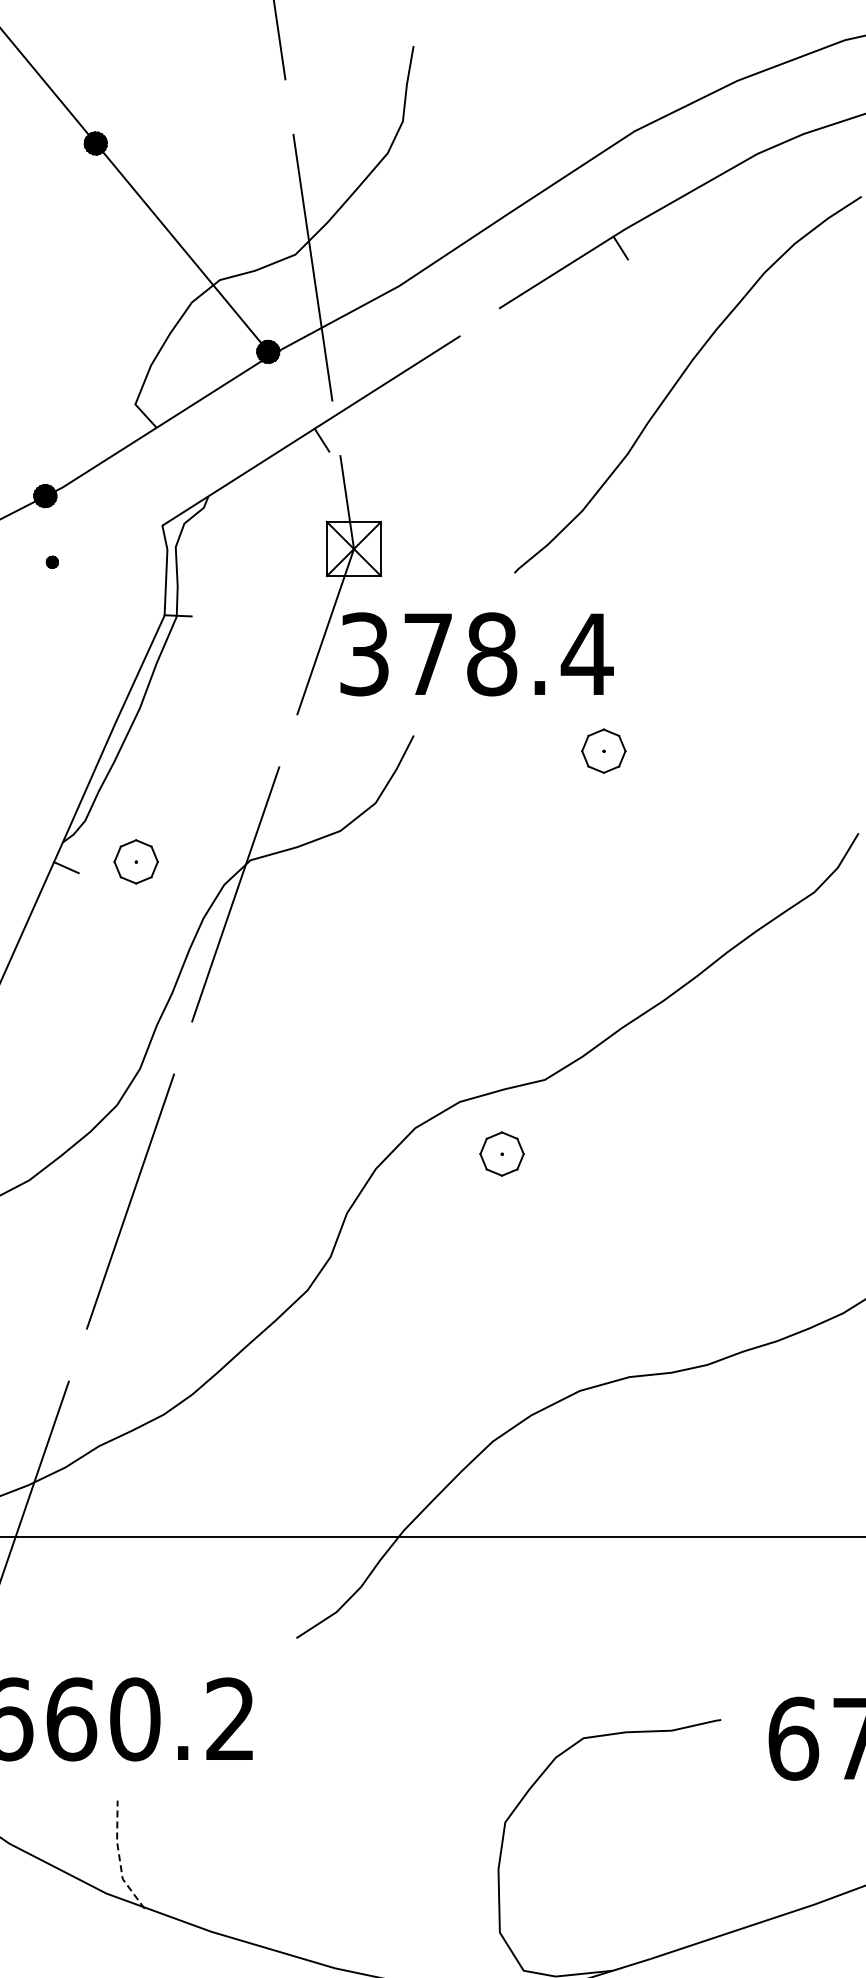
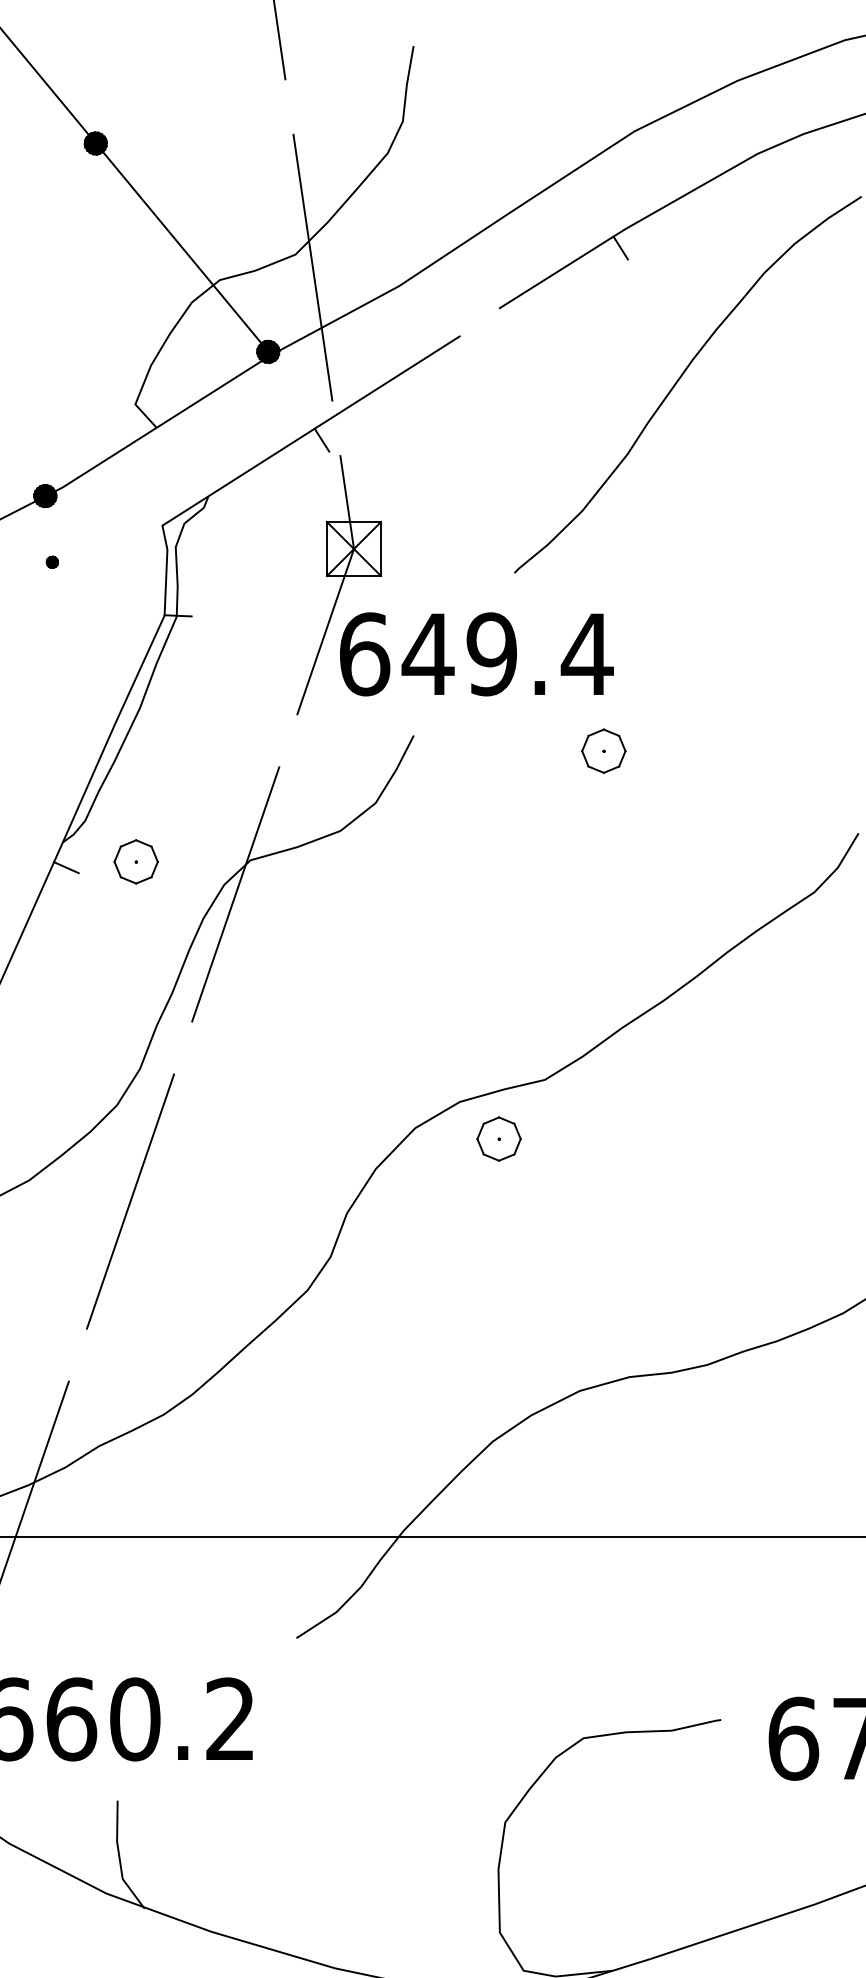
text: 378.4 -> 649.4 (428, 654)
part position: (501, 1153) -> (498, 1138) (498, 1138)
line: dashed -> solid (119, 1857)
